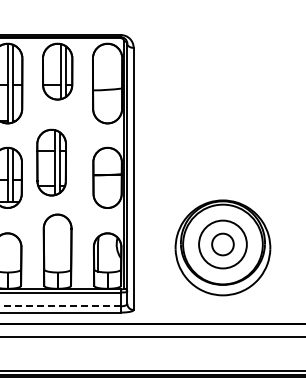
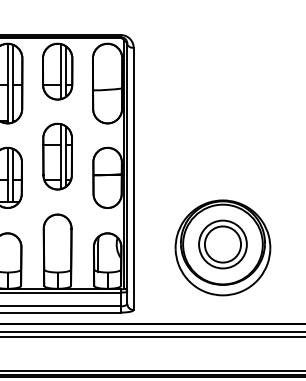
part position: (51, 162) -> (57, 156) (57, 156)
circle diameter: 22 px -> 36 px (222, 244)
line: dashed -> solid (60, 306)
line: none -> present (152, 332)
